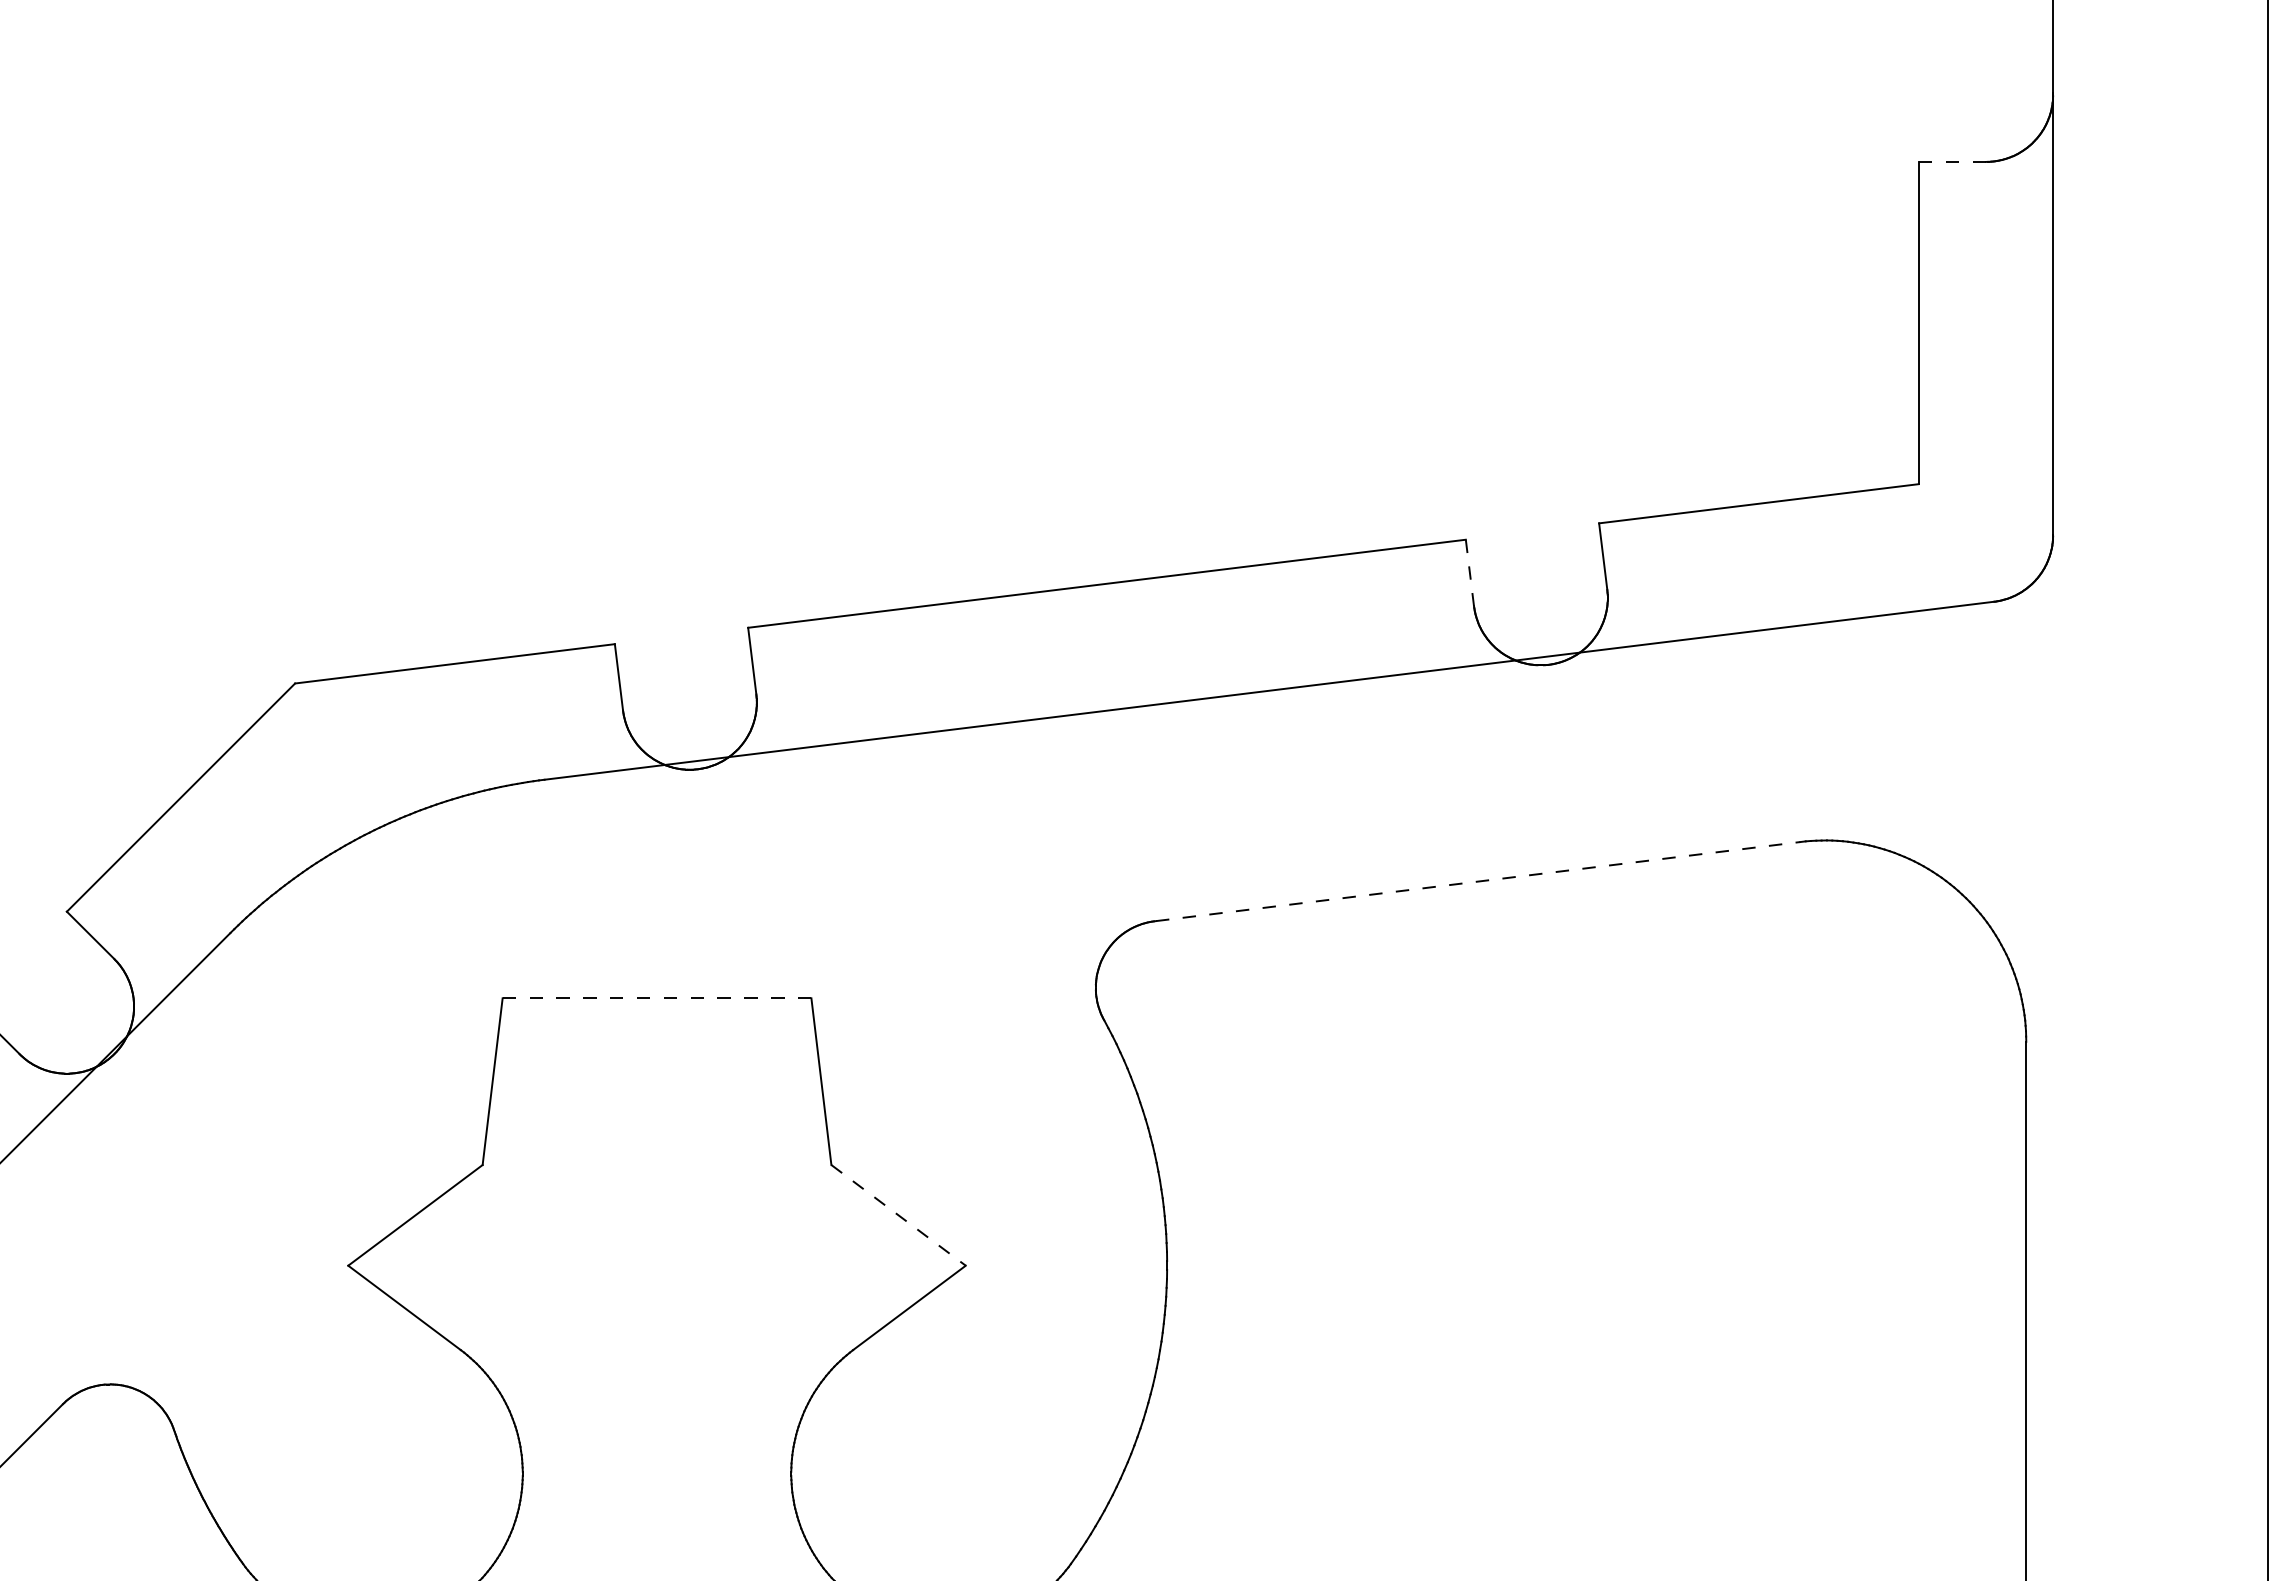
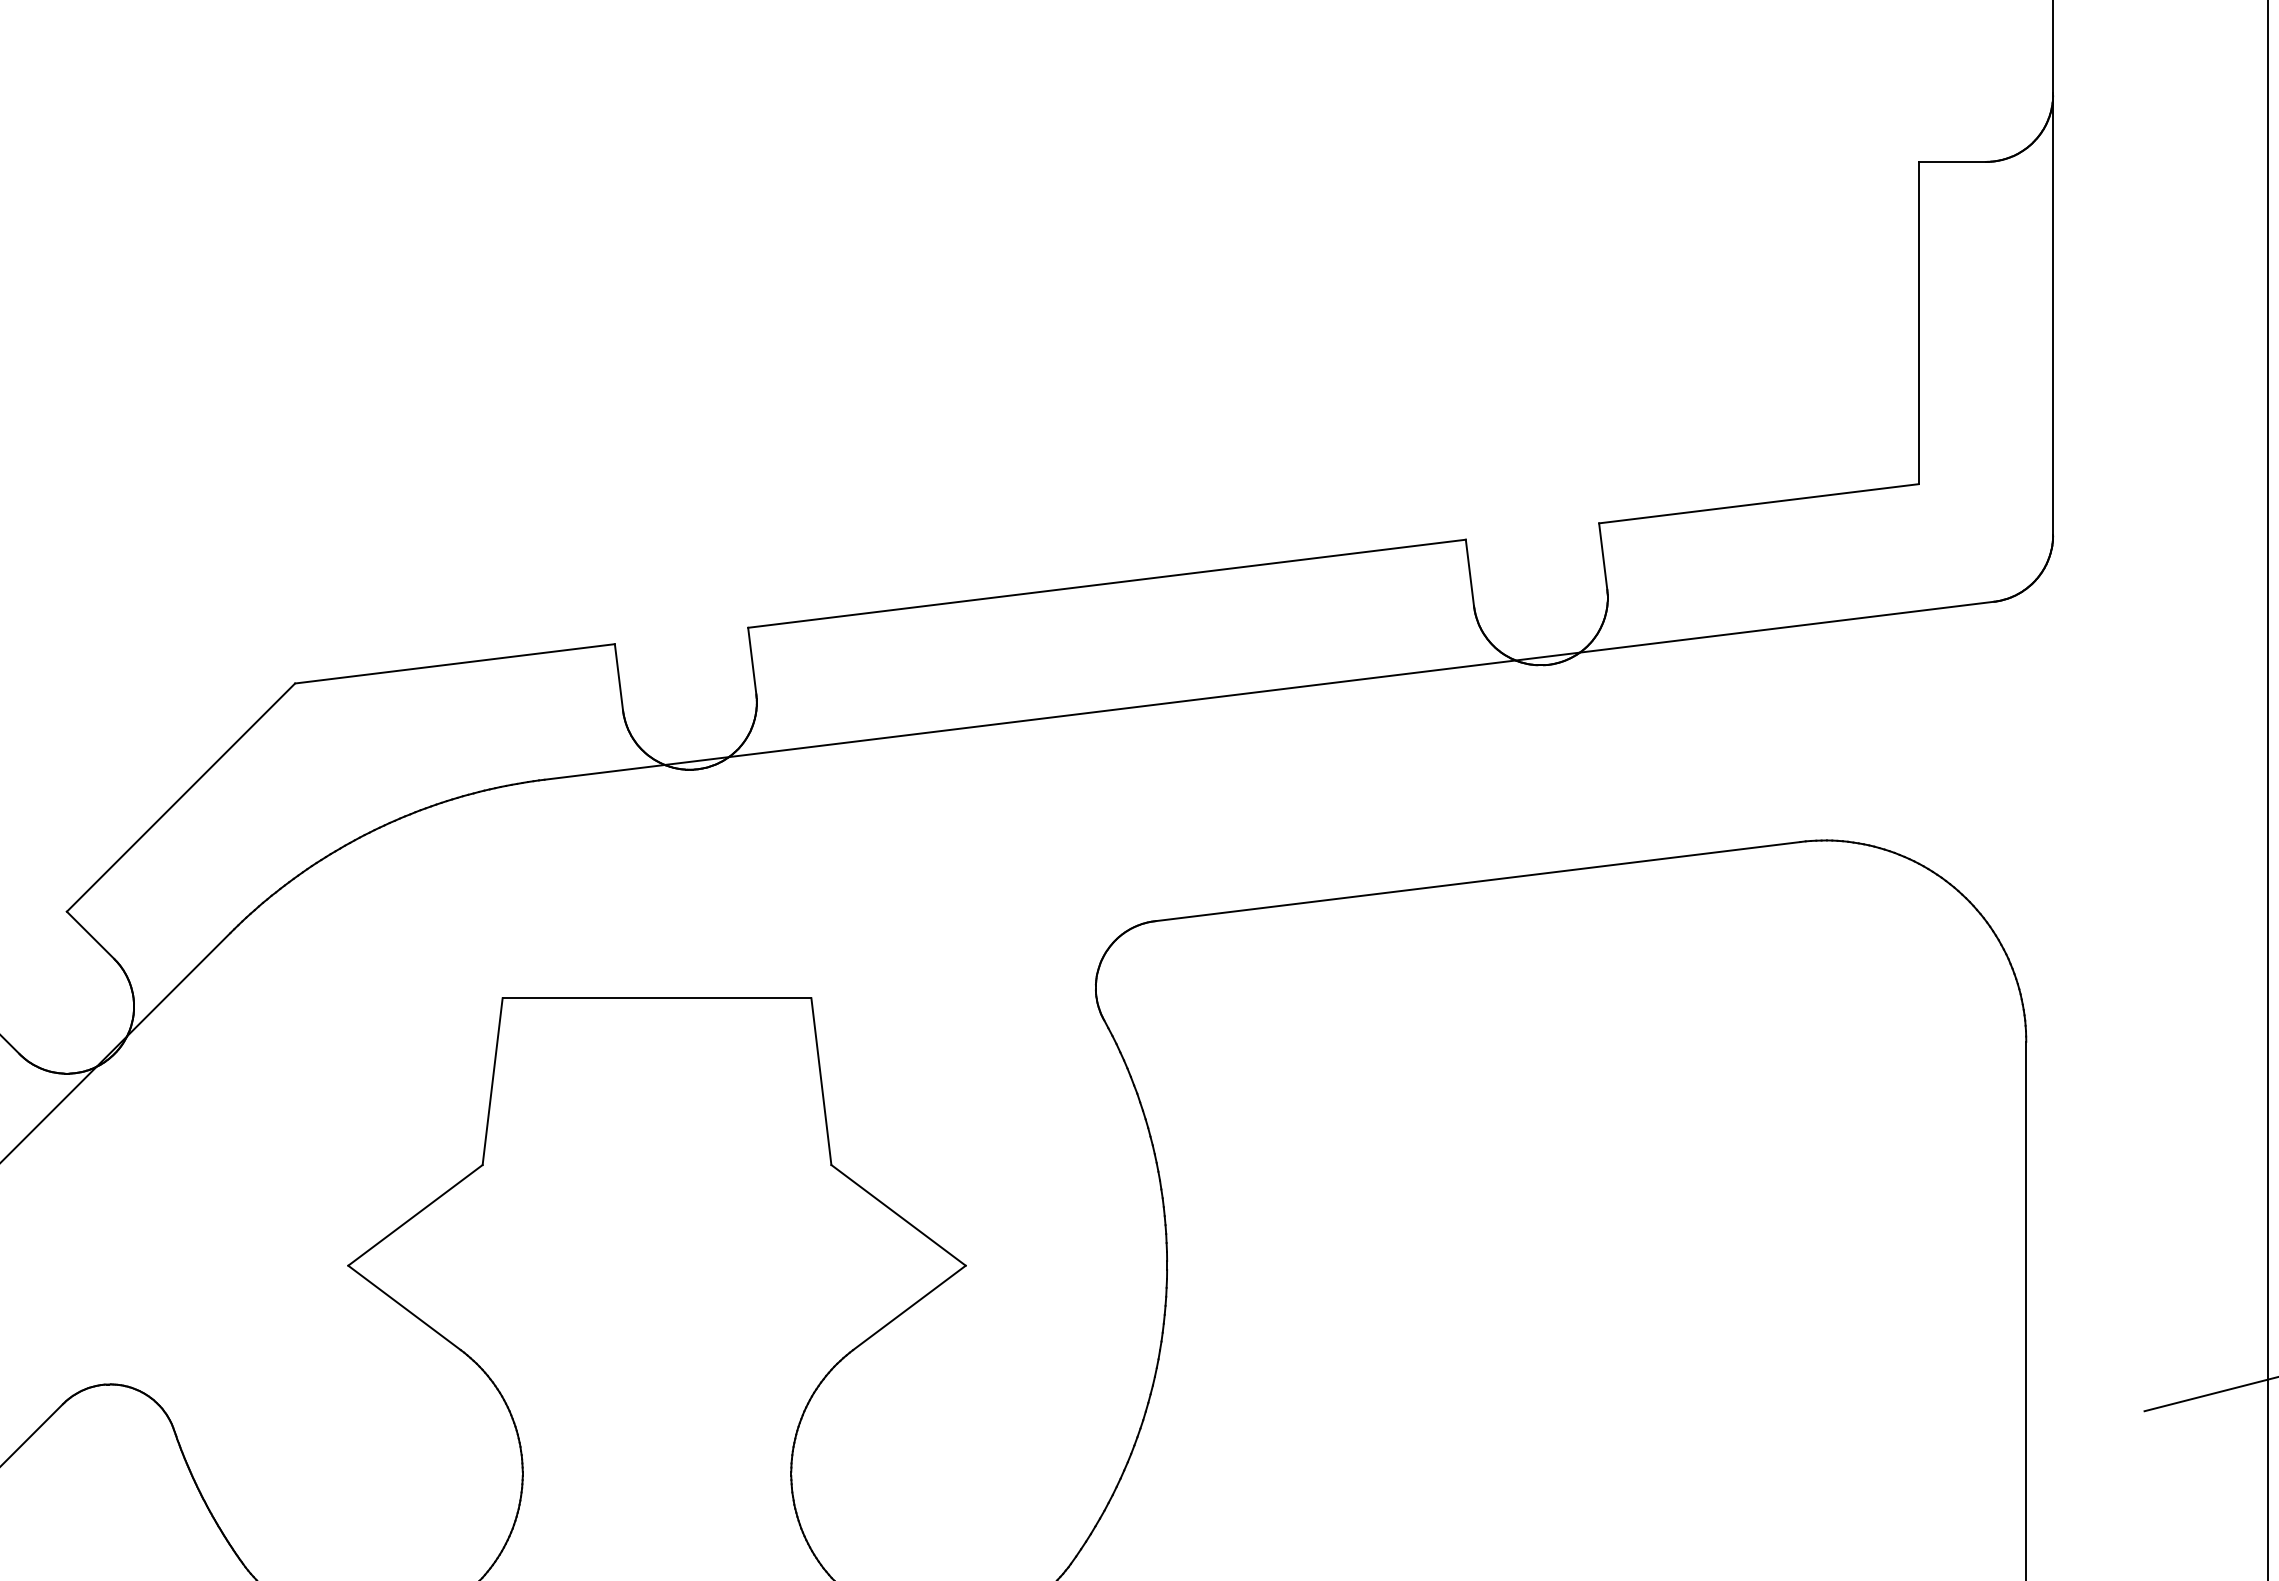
line: dashed -> solid (1952, 161)
line: dashed -> solid (1469, 573)
line: dashed -> solid (1478, 881)
line: dashed -> solid (657, 998)
line: dashed -> solid (898, 1215)
line: none -> present (2209, 1394)
